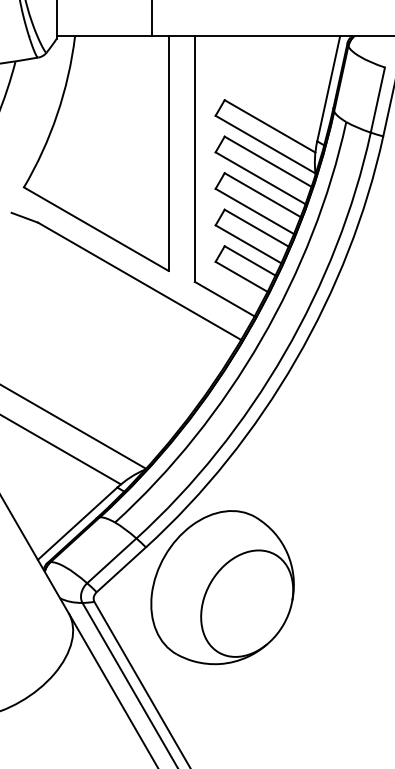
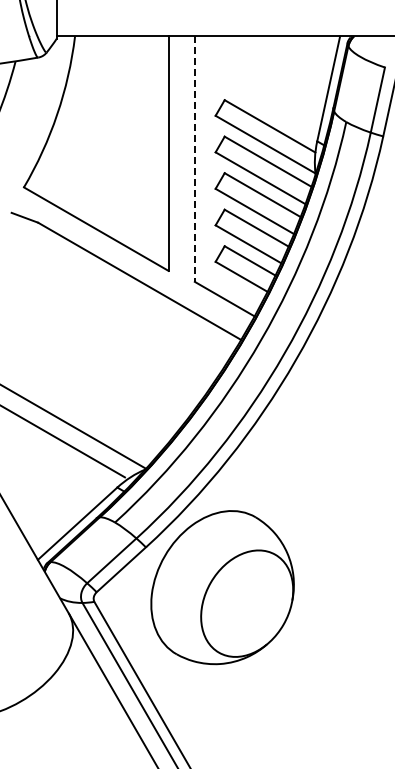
line: present -> none (151, 19)
line: solid -> dashed (194, 159)
line position: (61, 449) -> (63, 441) (63, 441)
